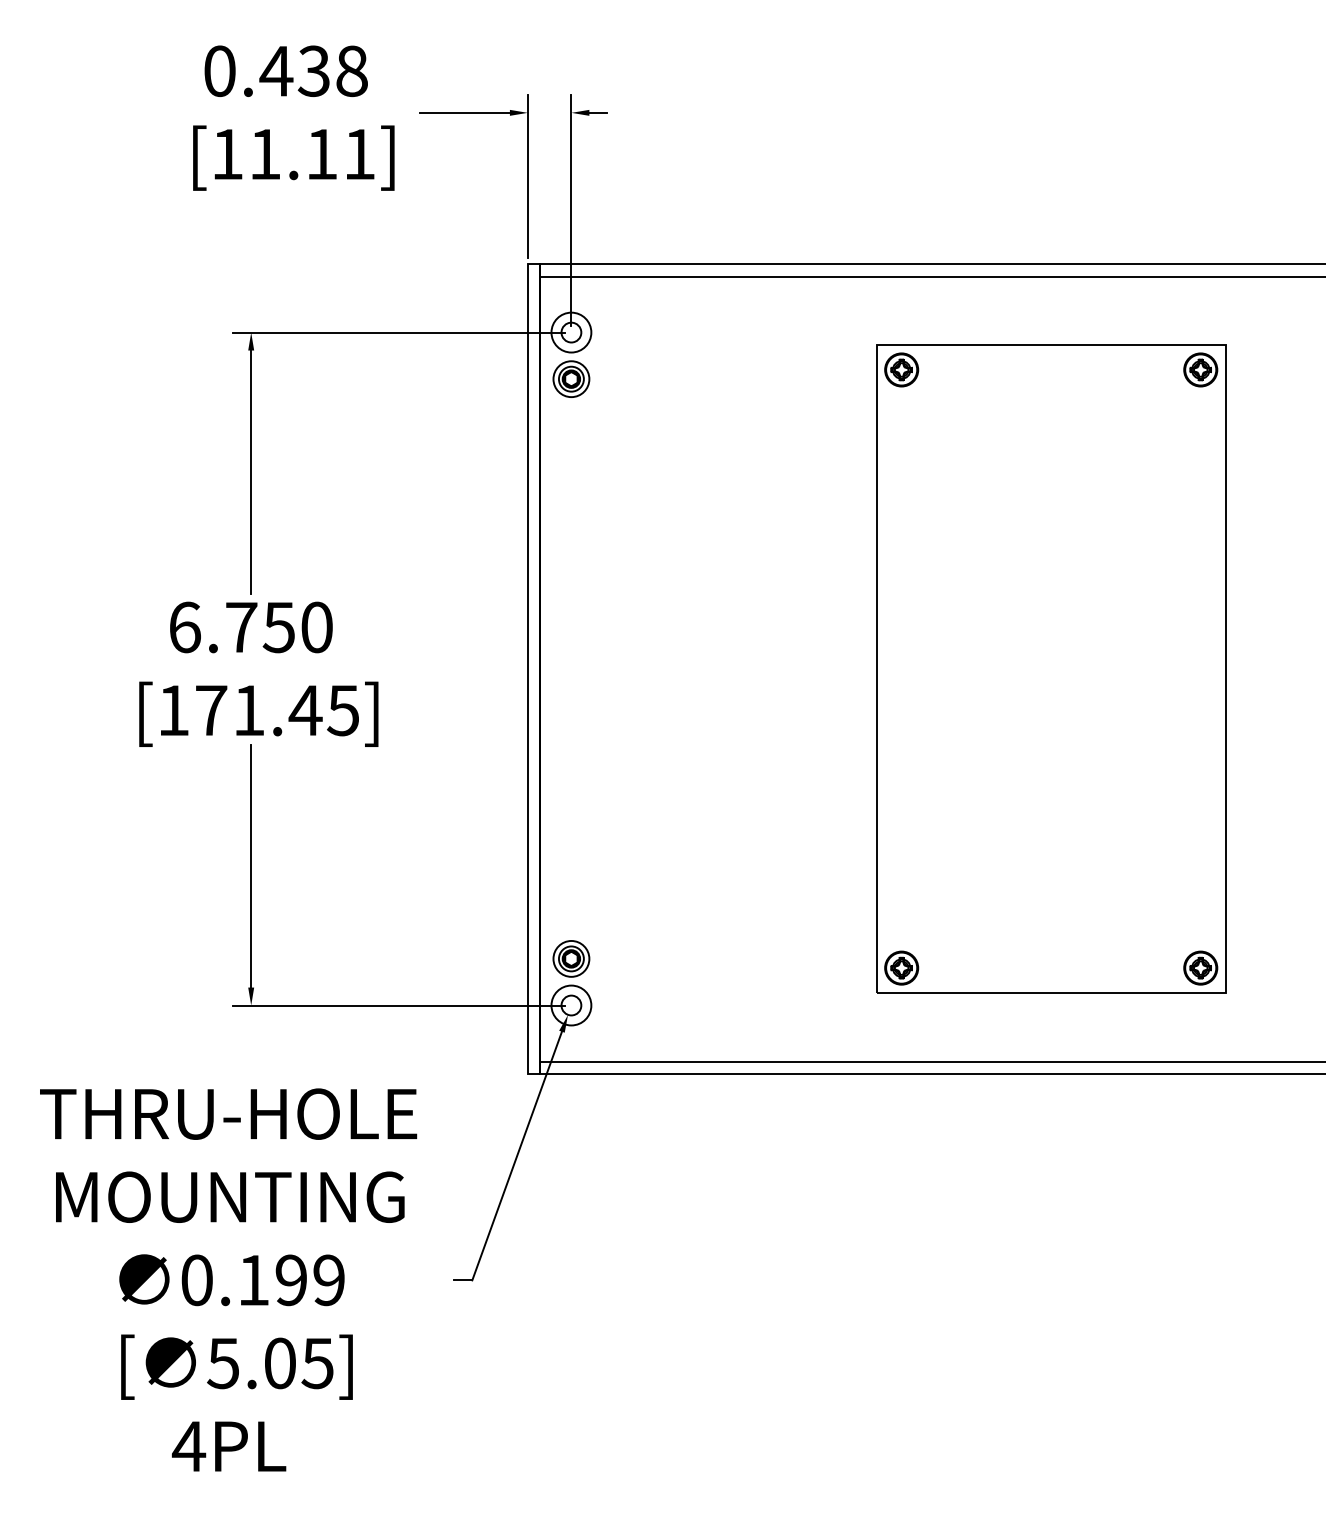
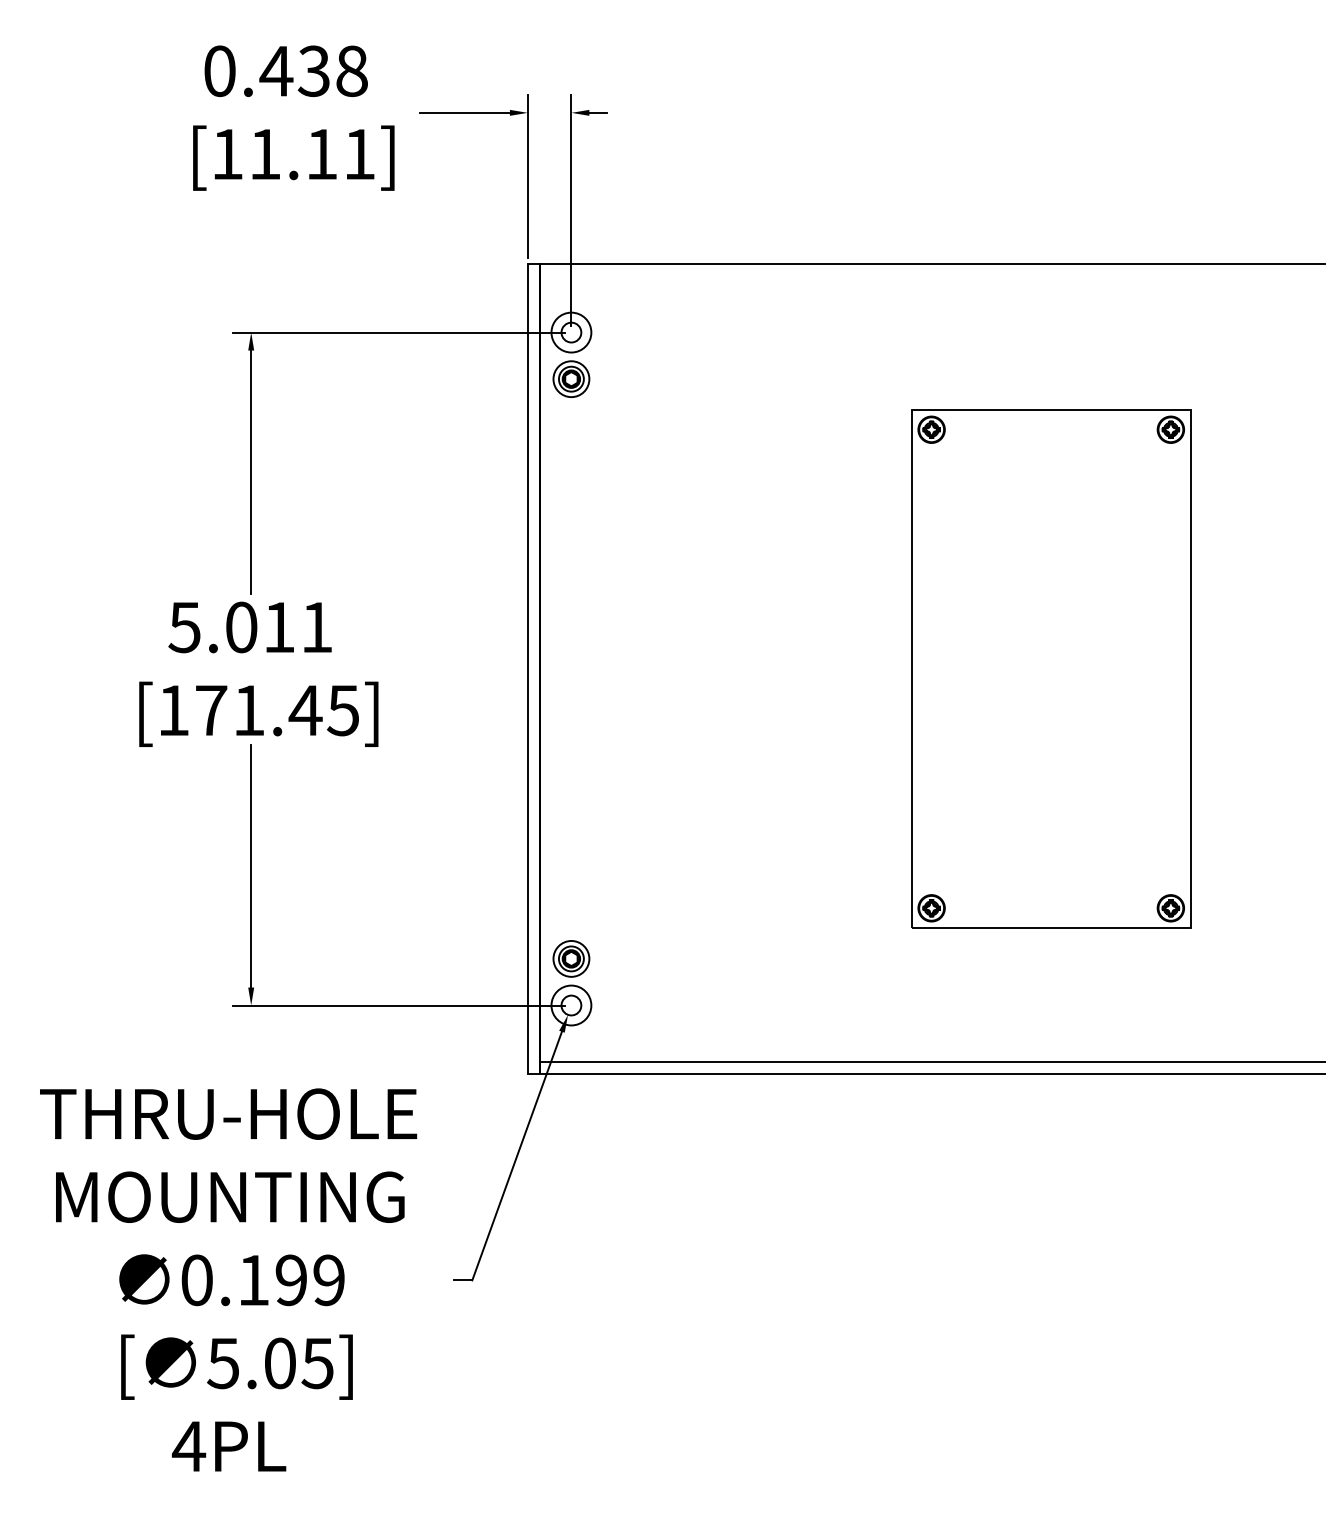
line: present -> none (931, 276)
text: 6.750 -> 5.011 (250, 627)
part size: 351x650 px -> 281x520 px (1051, 668)
